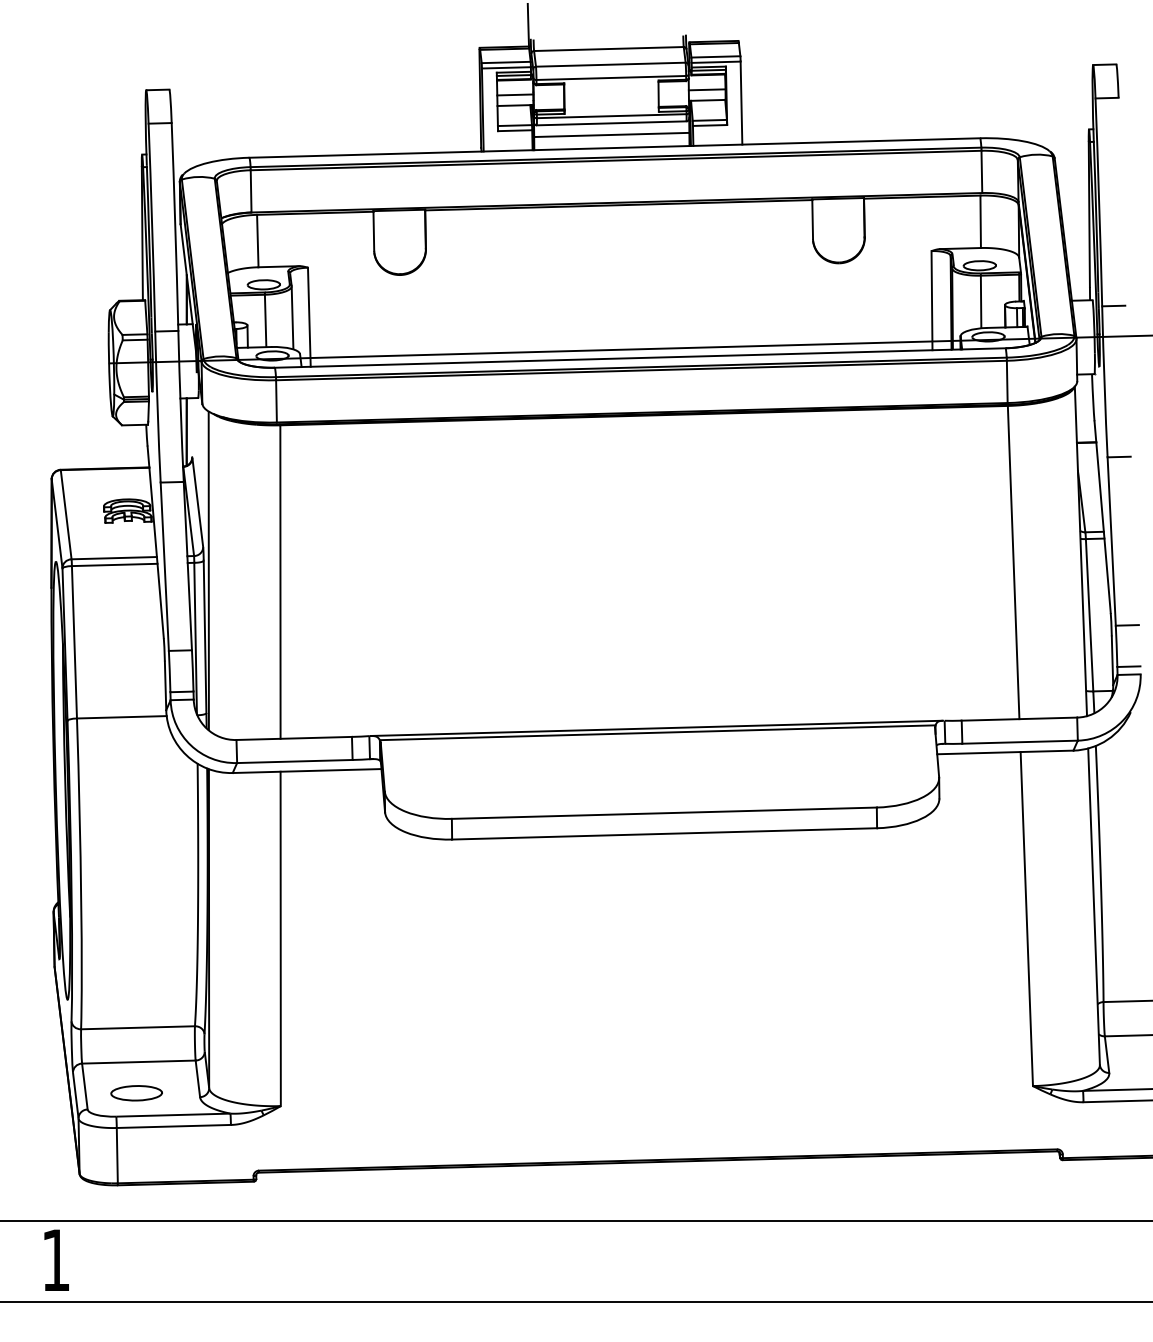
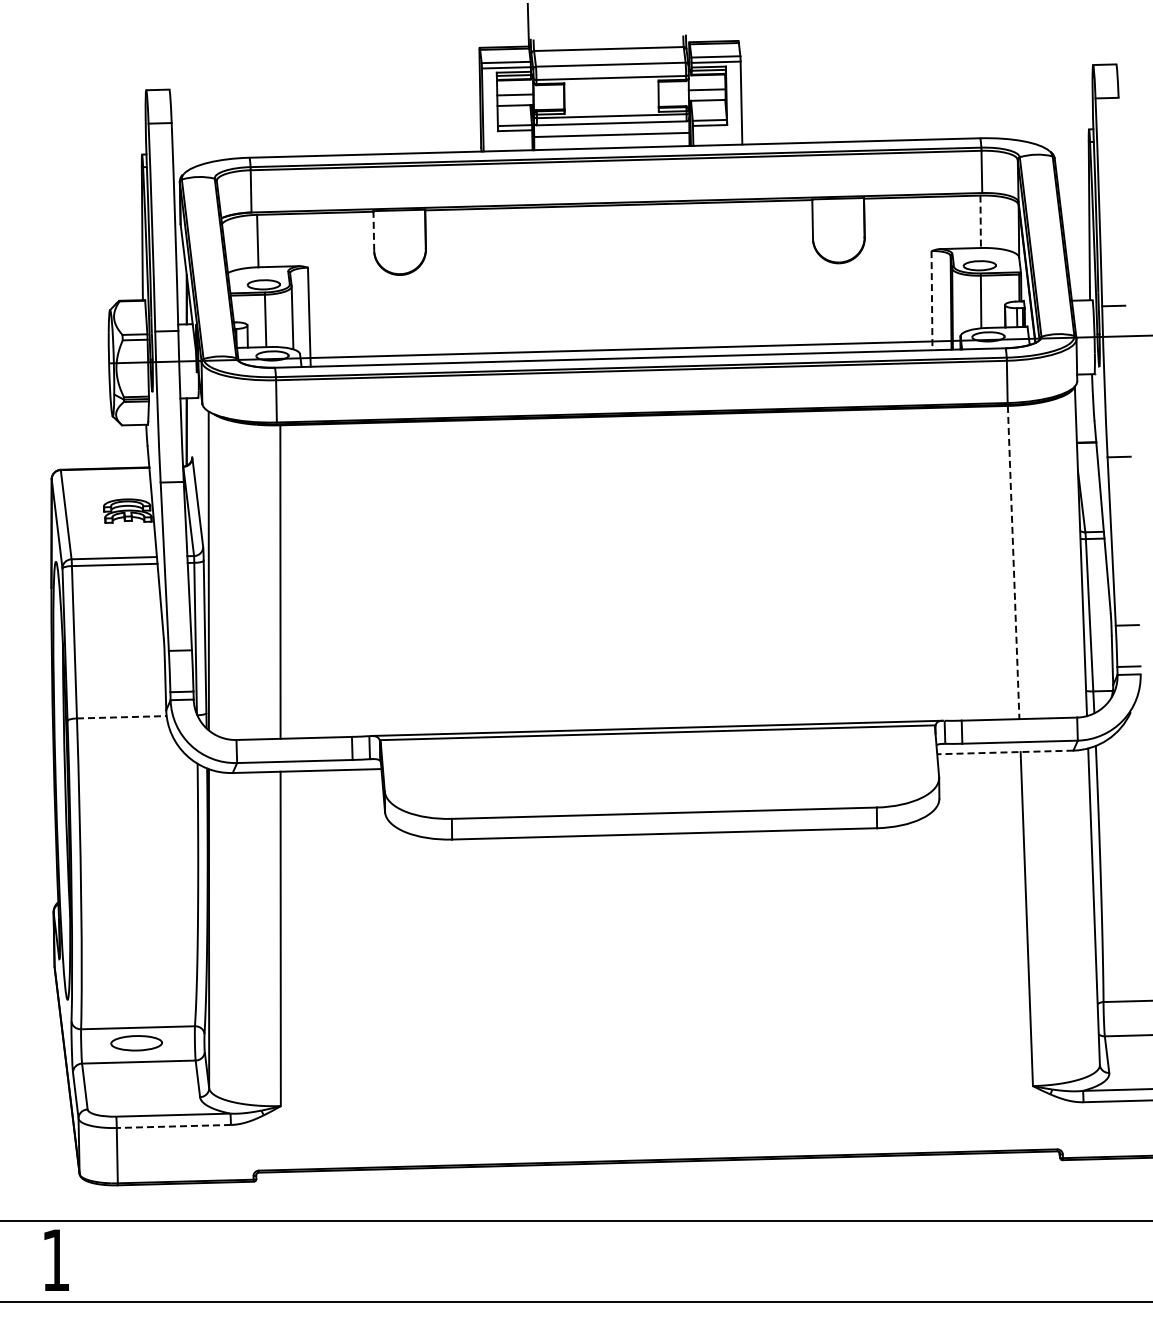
line: solid -> dashed (980, 222)
line: solid -> dashed (373, 231)
line: solid -> dashed (932, 300)
line: solid -> dashed (1013, 562)
line: solid -> dashed (121, 717)
line: solid -> dashed (1004, 752)
part position: (136, 1093) -> (136, 1043) (136, 1043)
line: solid -> dashed (173, 1126)
